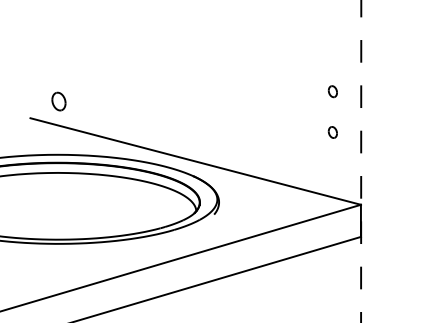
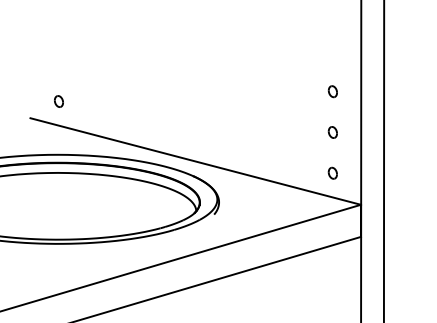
part size: 16x21 px -> 10x13 px (58, 101)
line: none -> present (383, 160)
line: dashed -> solid (361, 162)
part: none -> present (332, 172)
